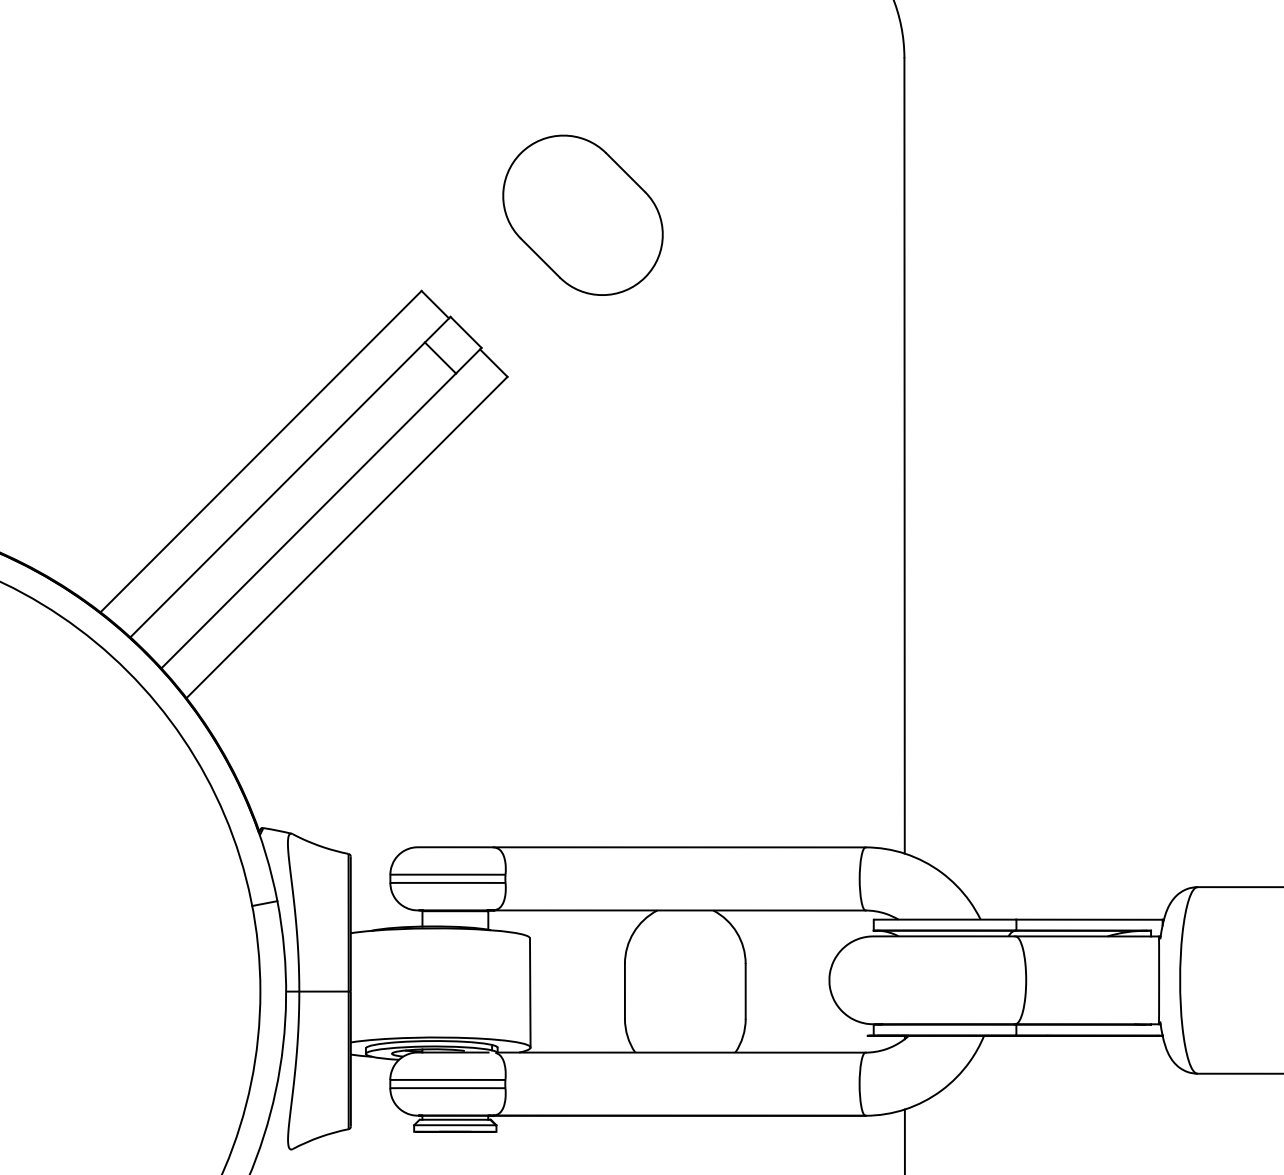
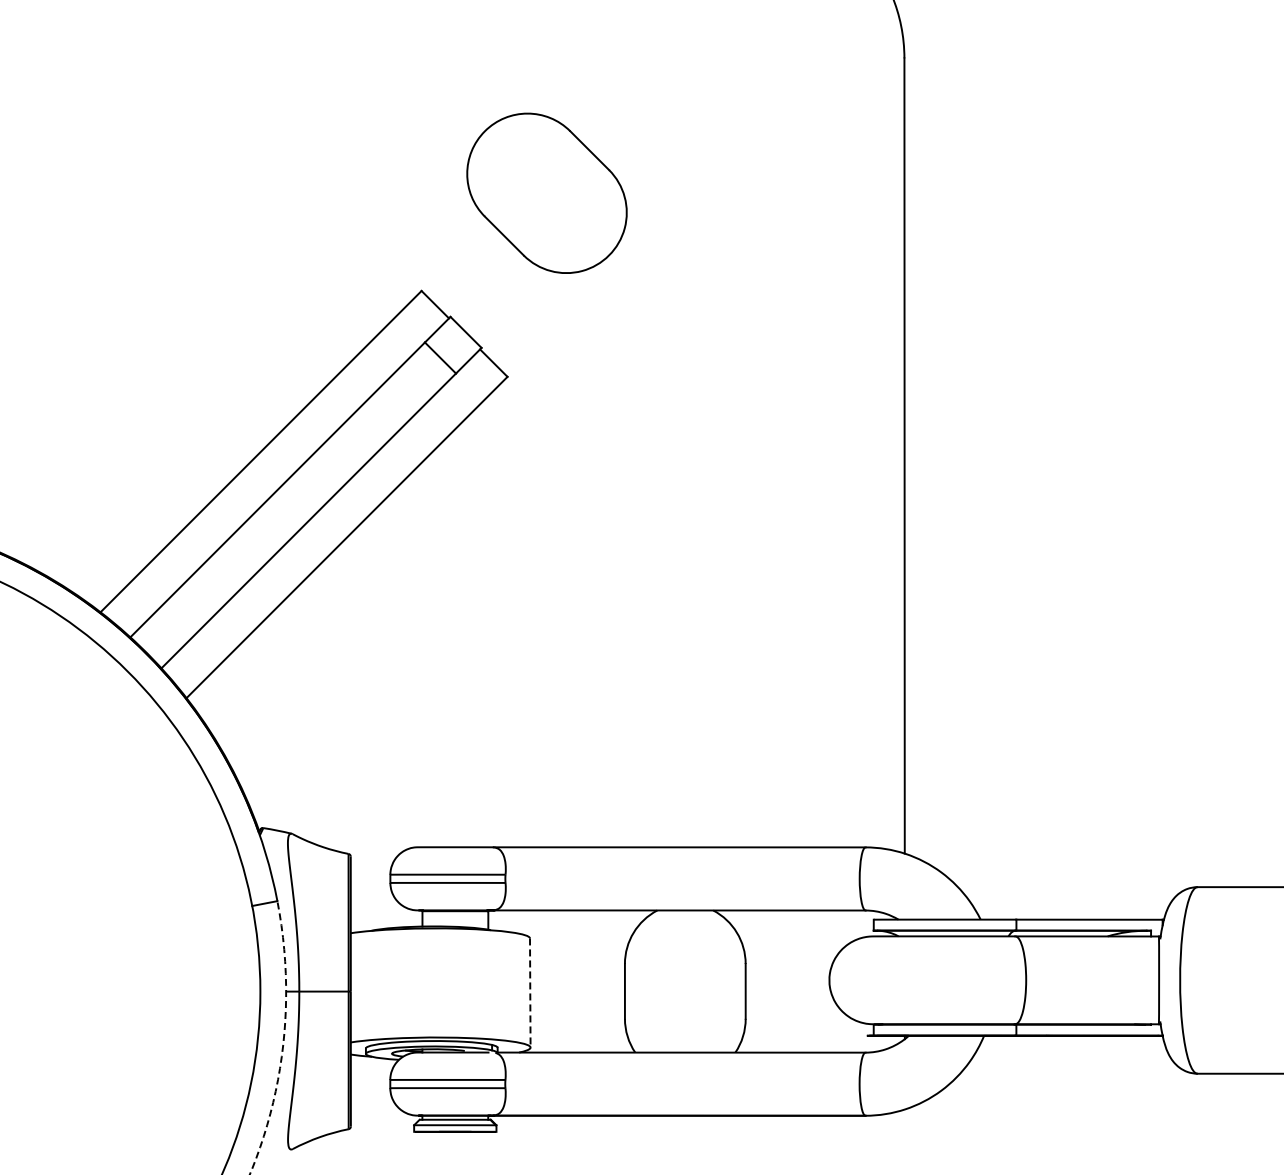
part position: (582, 214) -> (546, 192) (546, 192)
line: solid -> dashed (530, 993)
arc: solid -> dashed (283, 1039)
line: present -> none (904, 1140)
